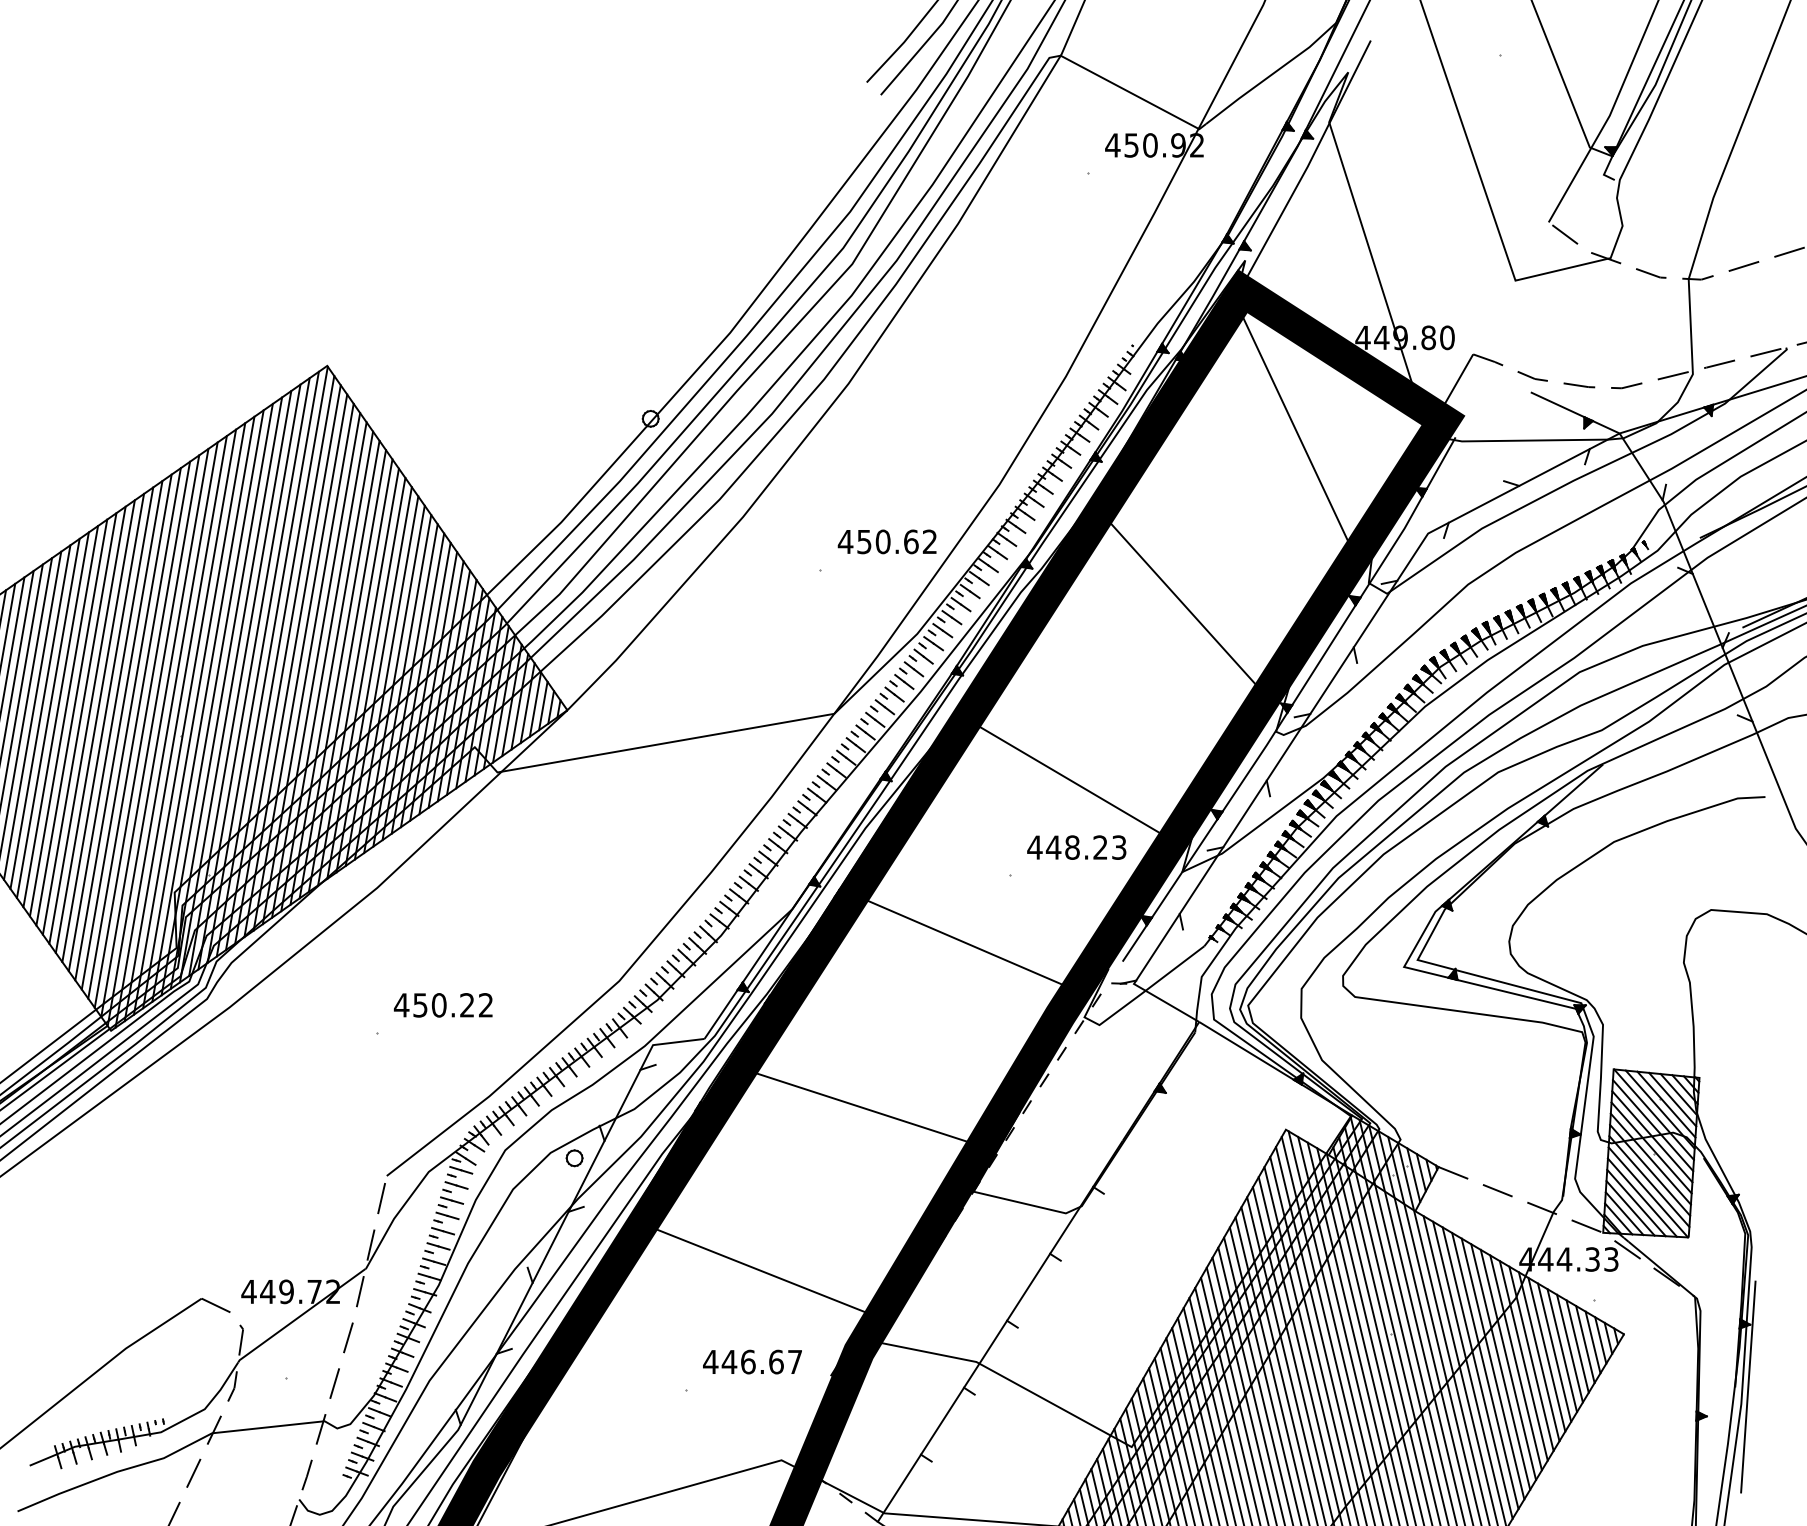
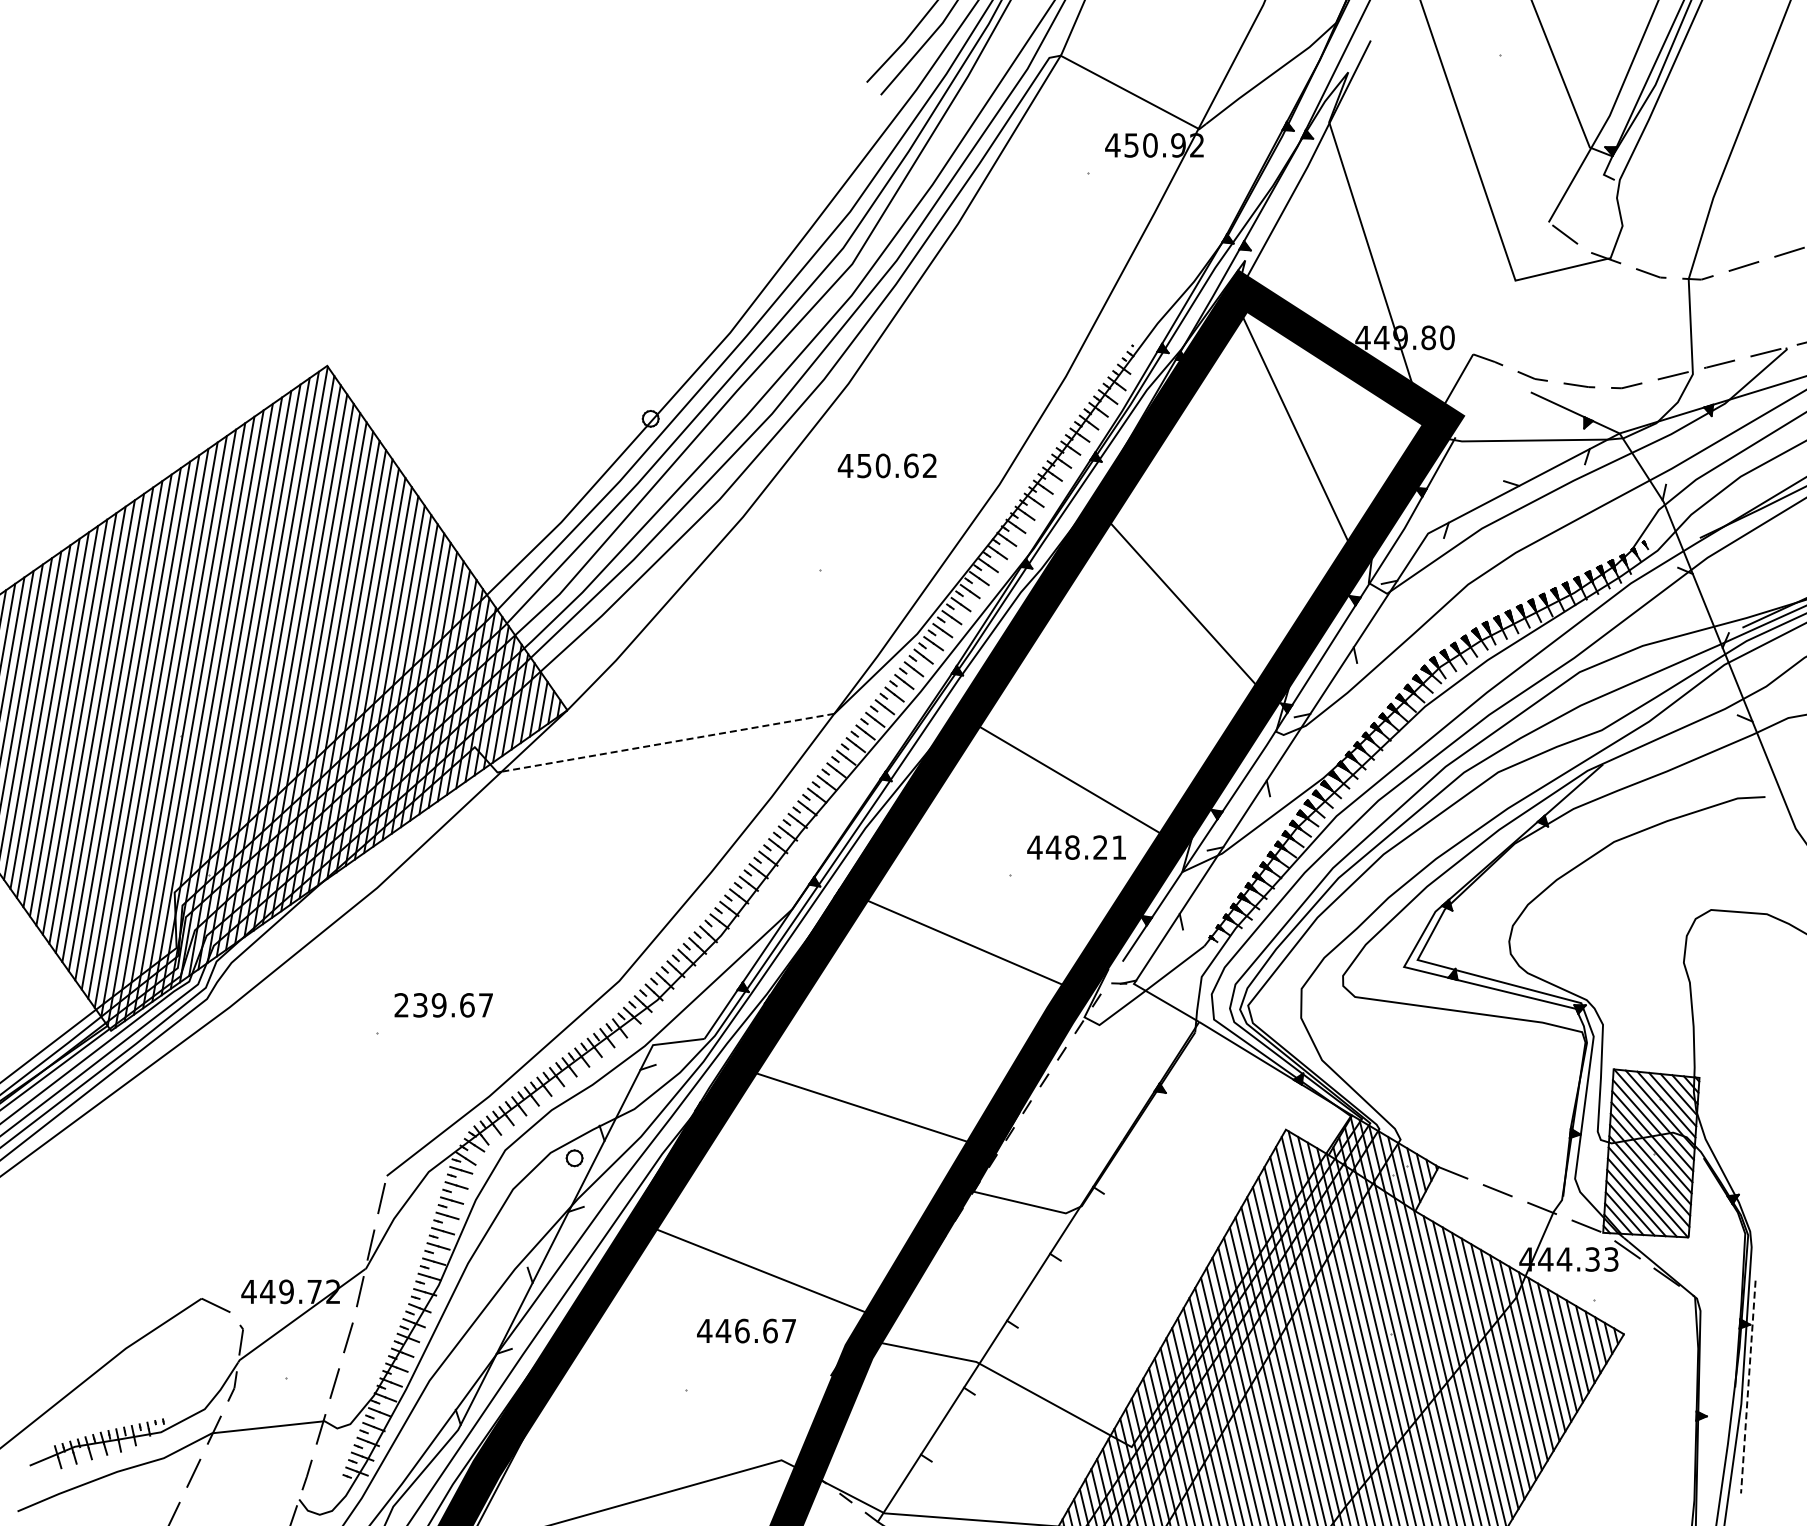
text position: (886, 541) -> (886, 465) (886, 465)
line: solid -> dashed (667, 742)
text: 448.23 -> 448.21 (1119, 847)
text: 450.22 -> 239.67 (442, 1005)
text position: (752, 1361) -> (746, 1330) (746, 1330)
line: solid -> dashed (1748, 1387)
